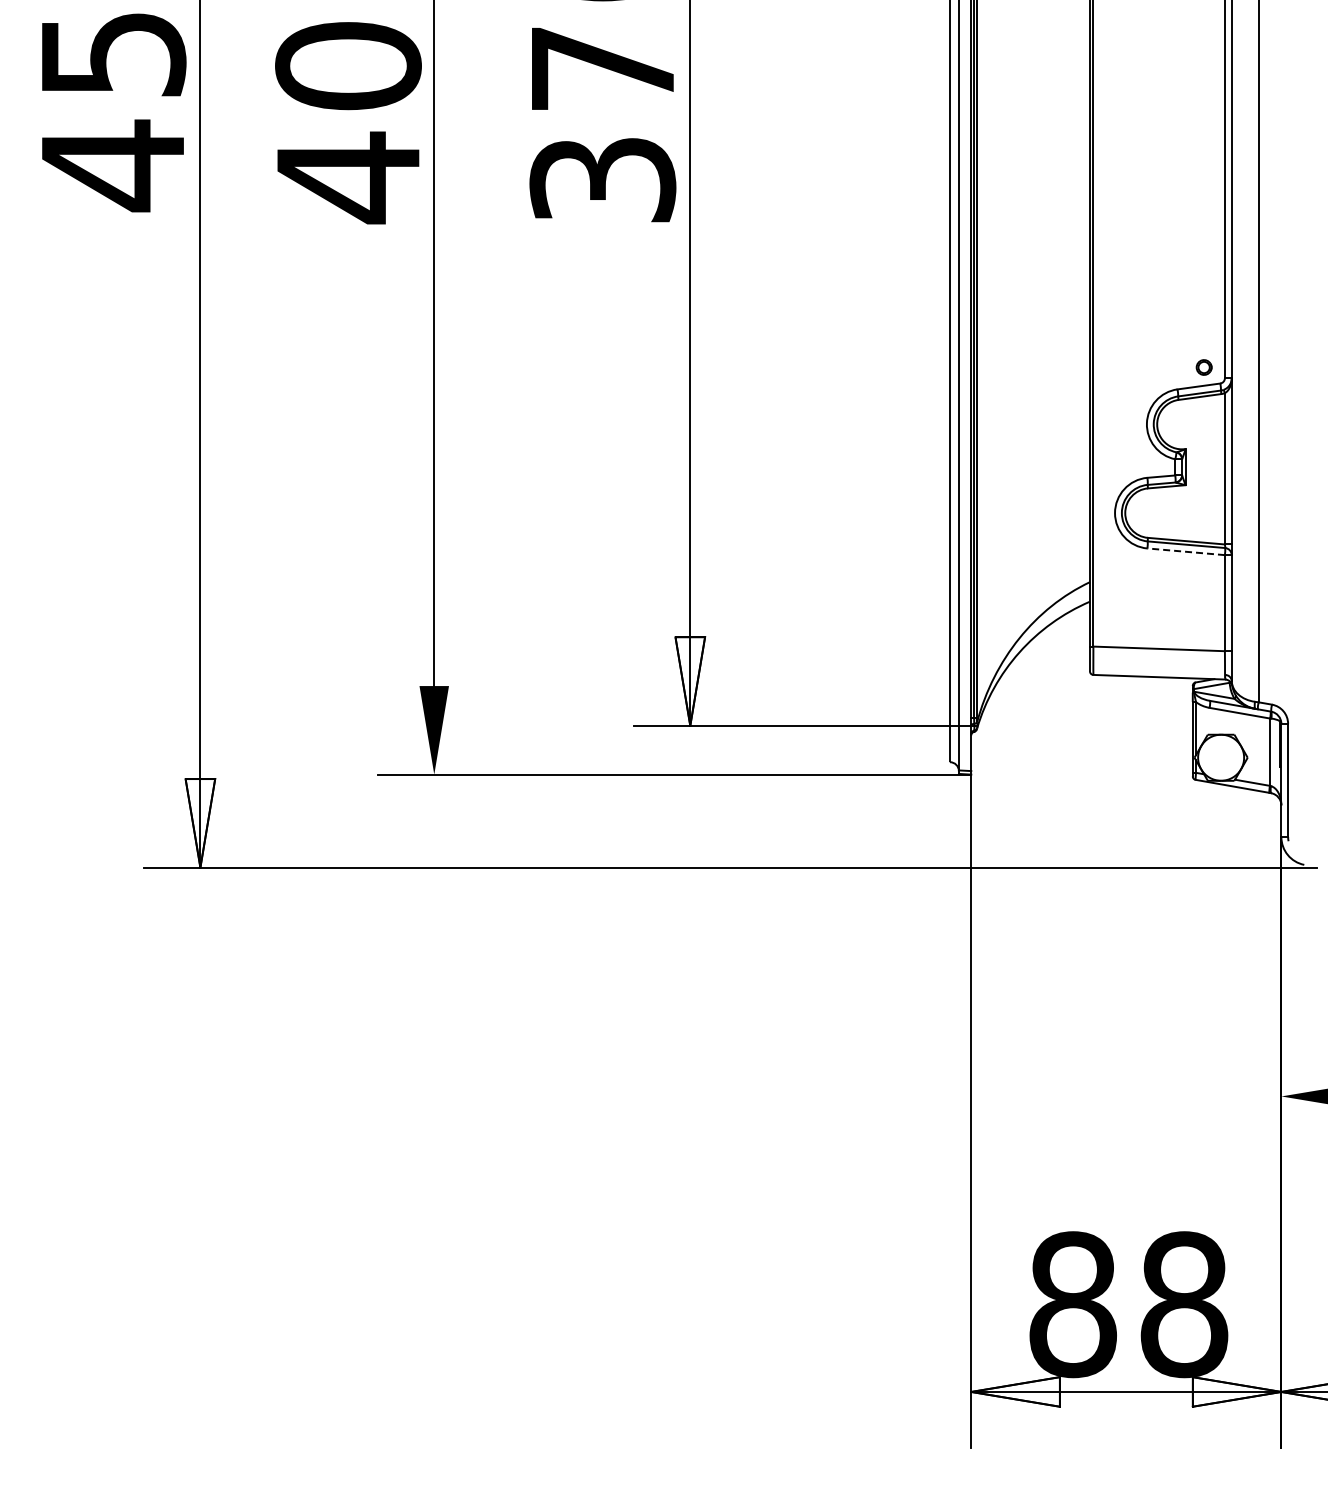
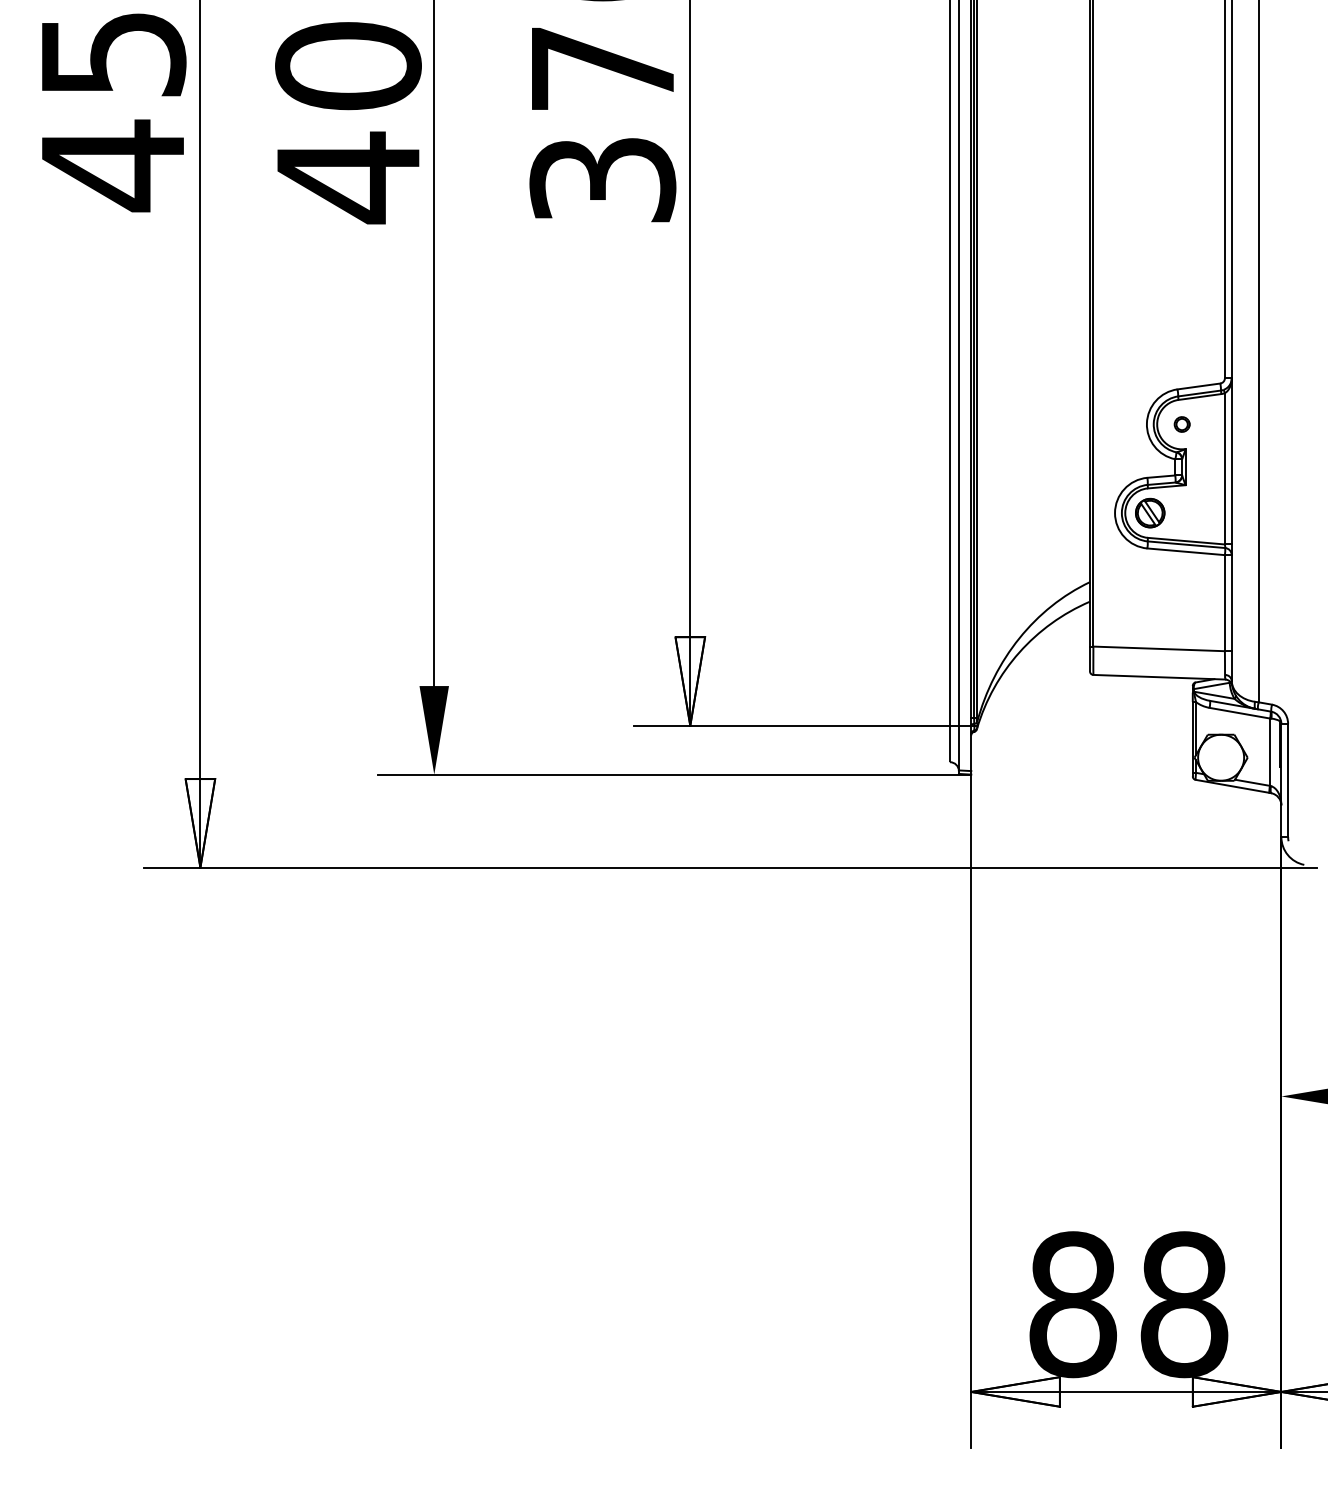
part position: (1203, 367) -> (1181, 424) (1181, 424)
part: none -> present (1150, 512)
line: dashed -> solid (1186, 551)
